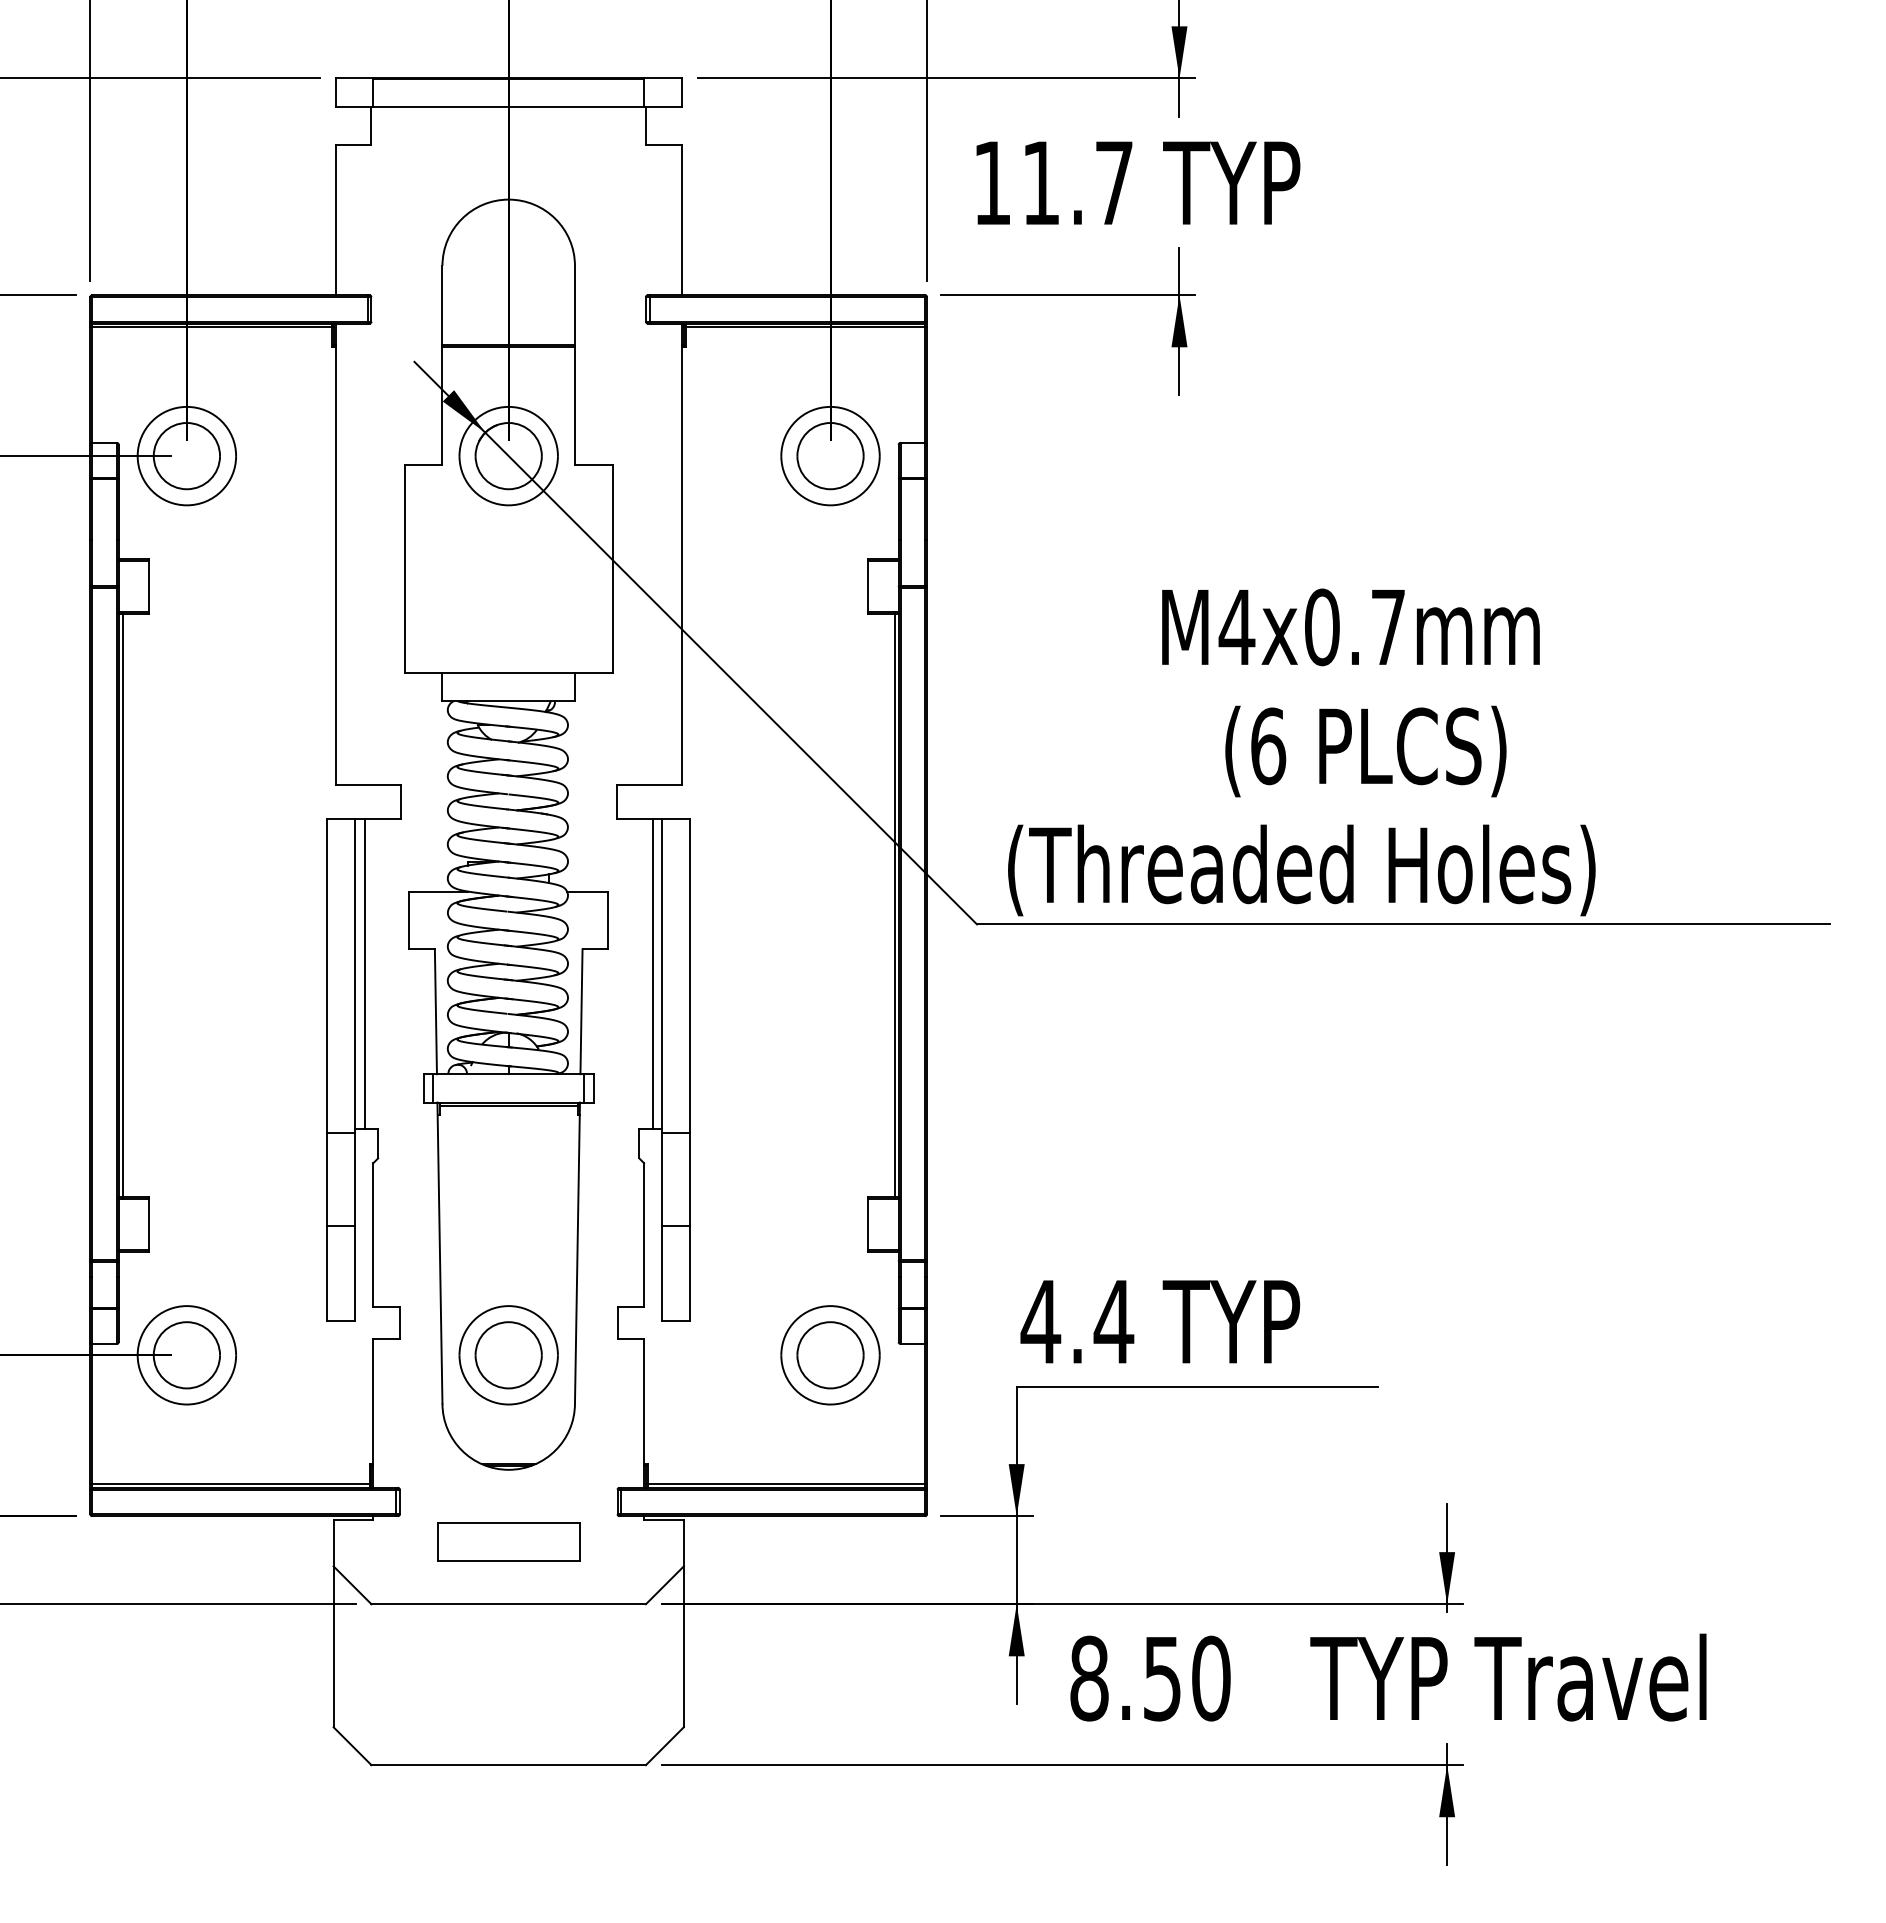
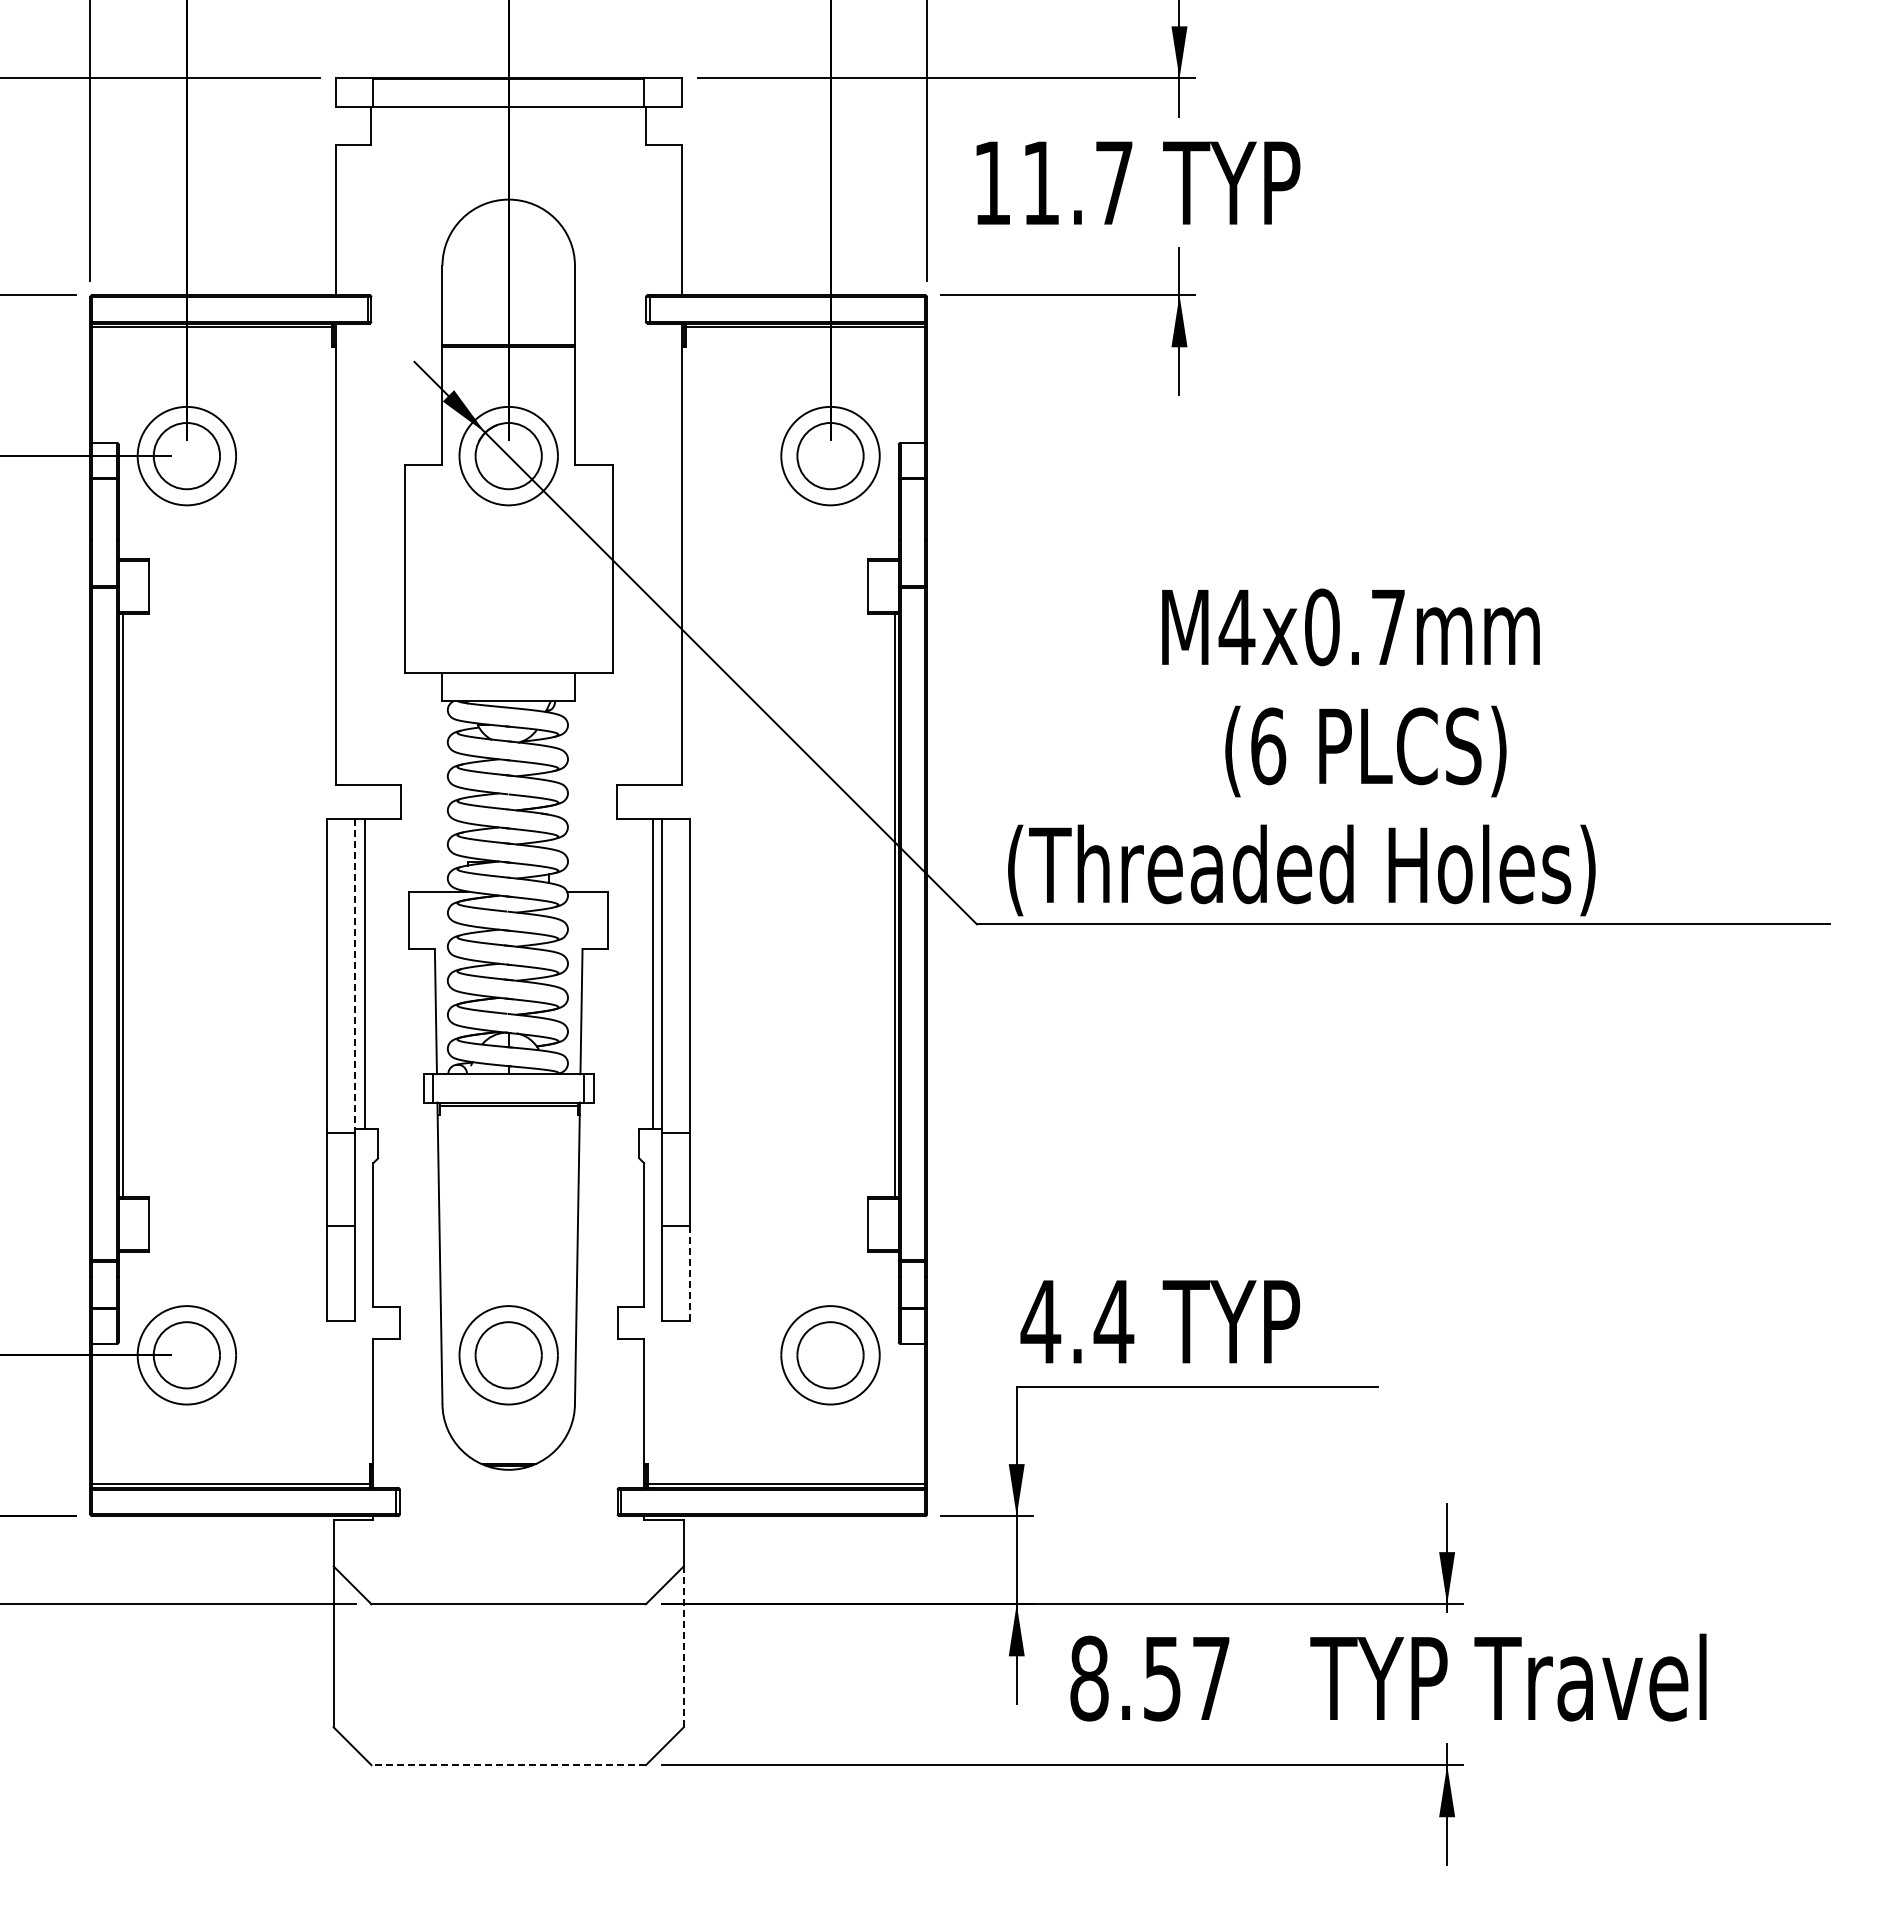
line: solid -> dashed (355, 976)
line: solid -> dashed (690, 1273)
part: present -> none (508, 1541)
line: solid -> dashed (683, 1646)
text: 8.50 -> 8.57 (1211, 1678)
line: solid -> dashed (508, 1765)
